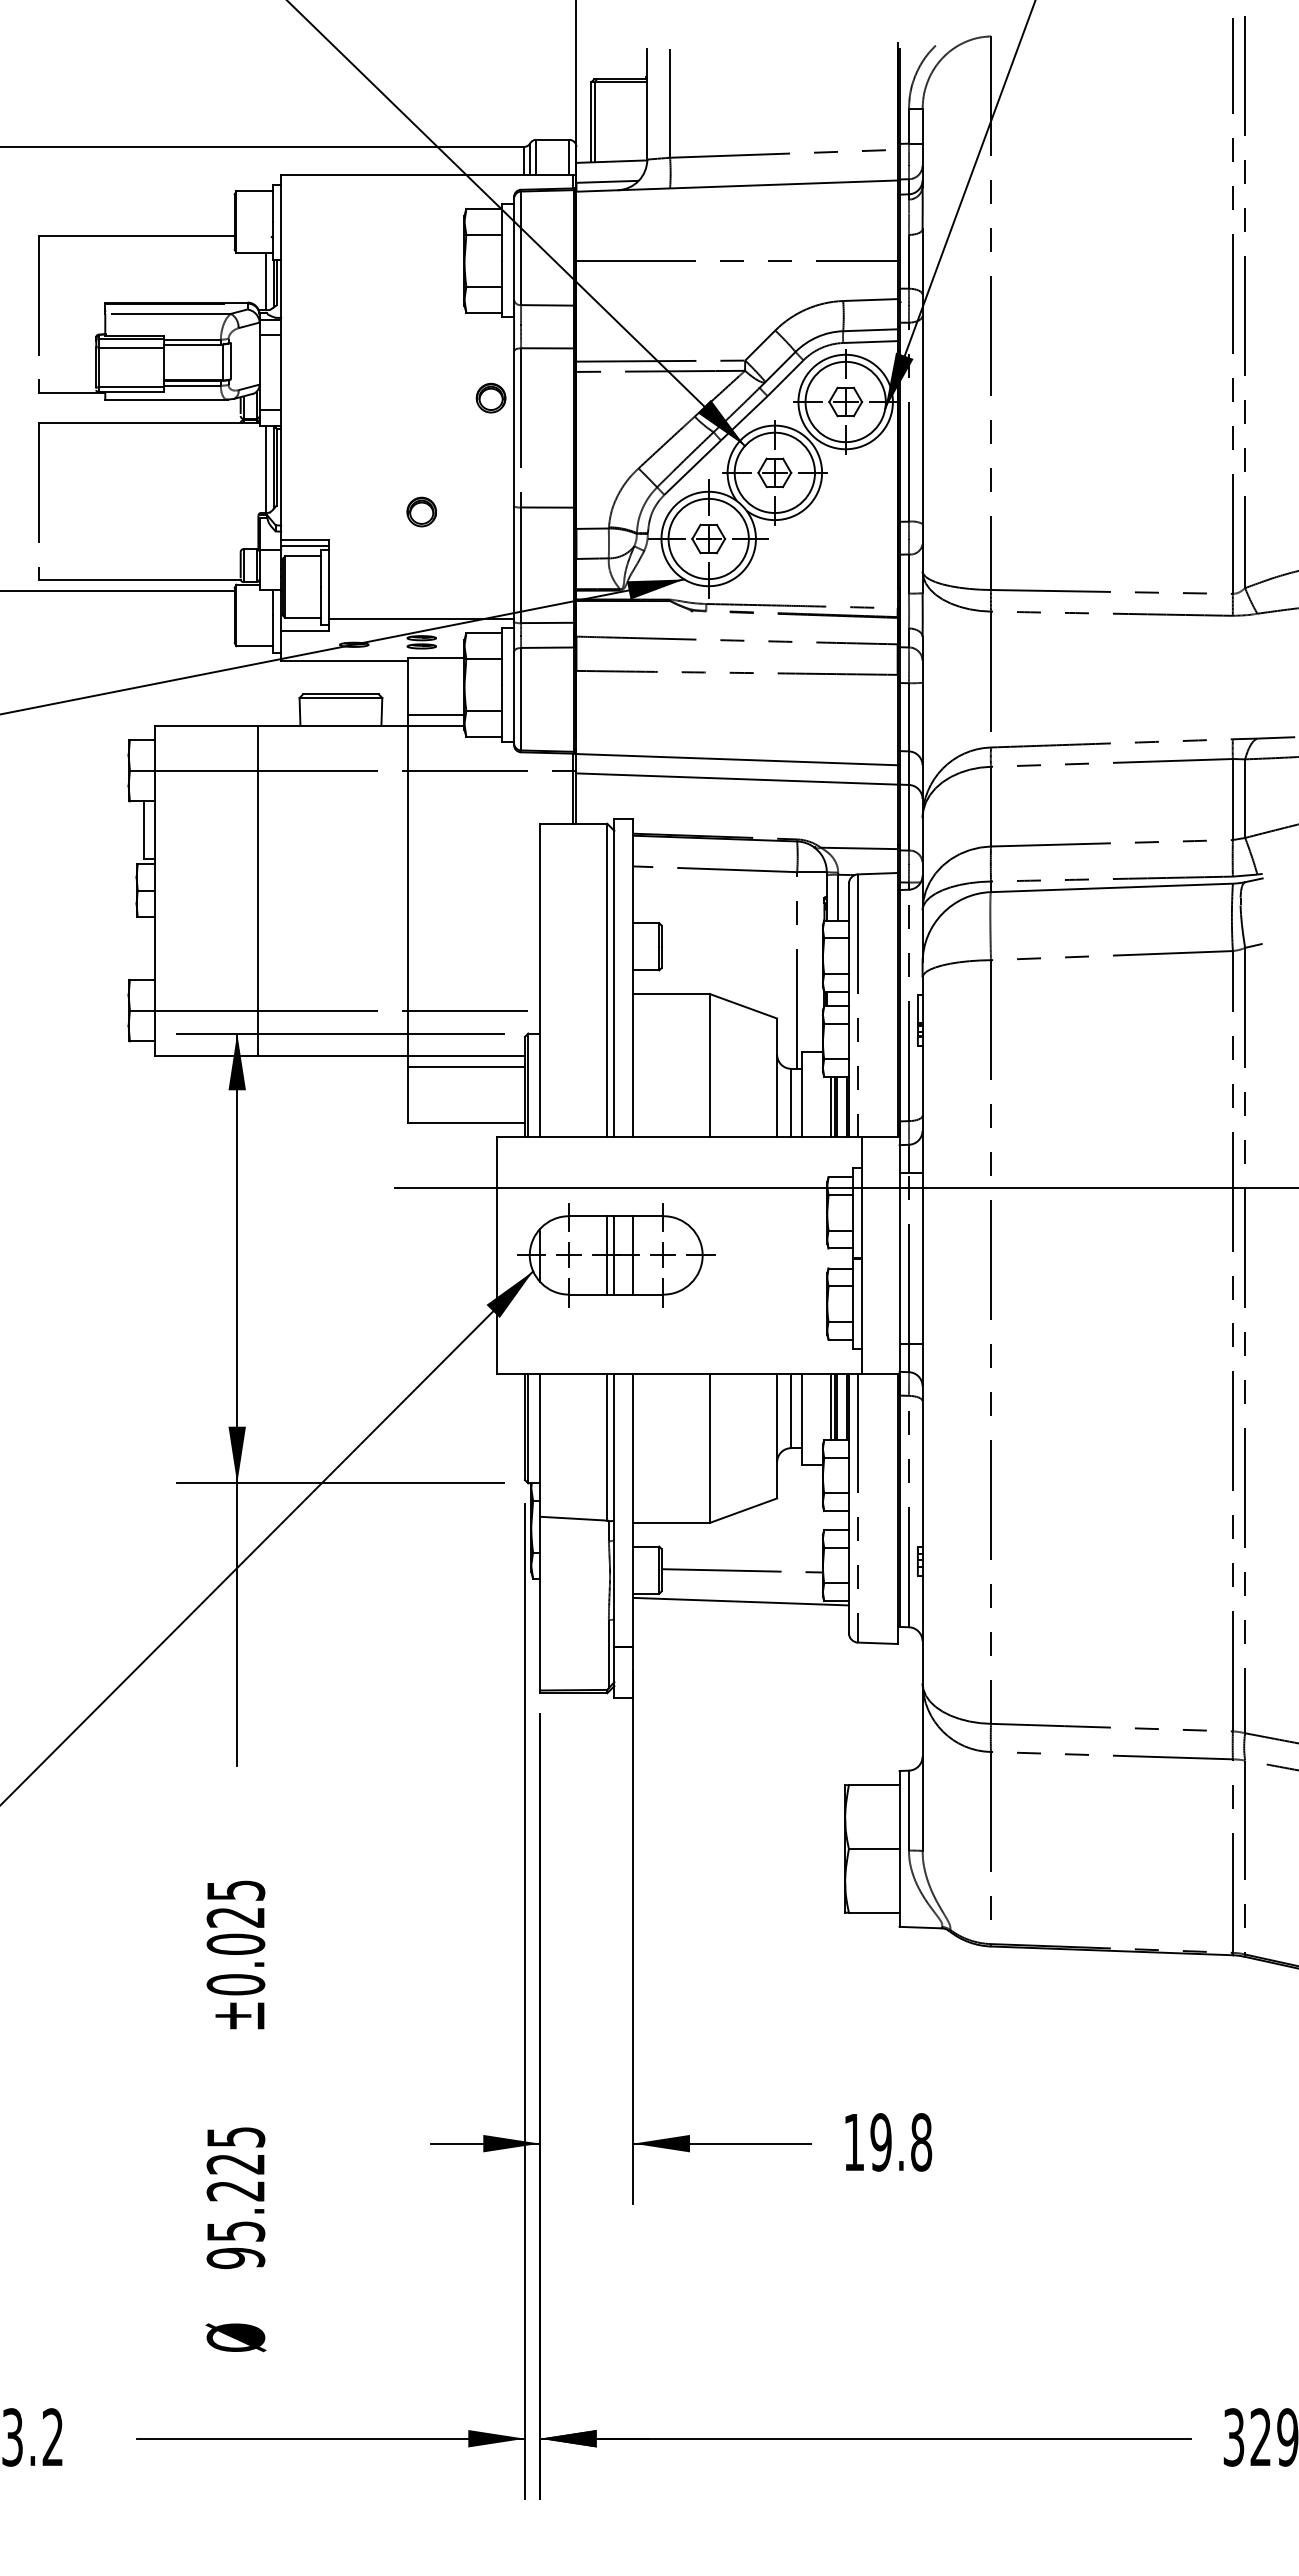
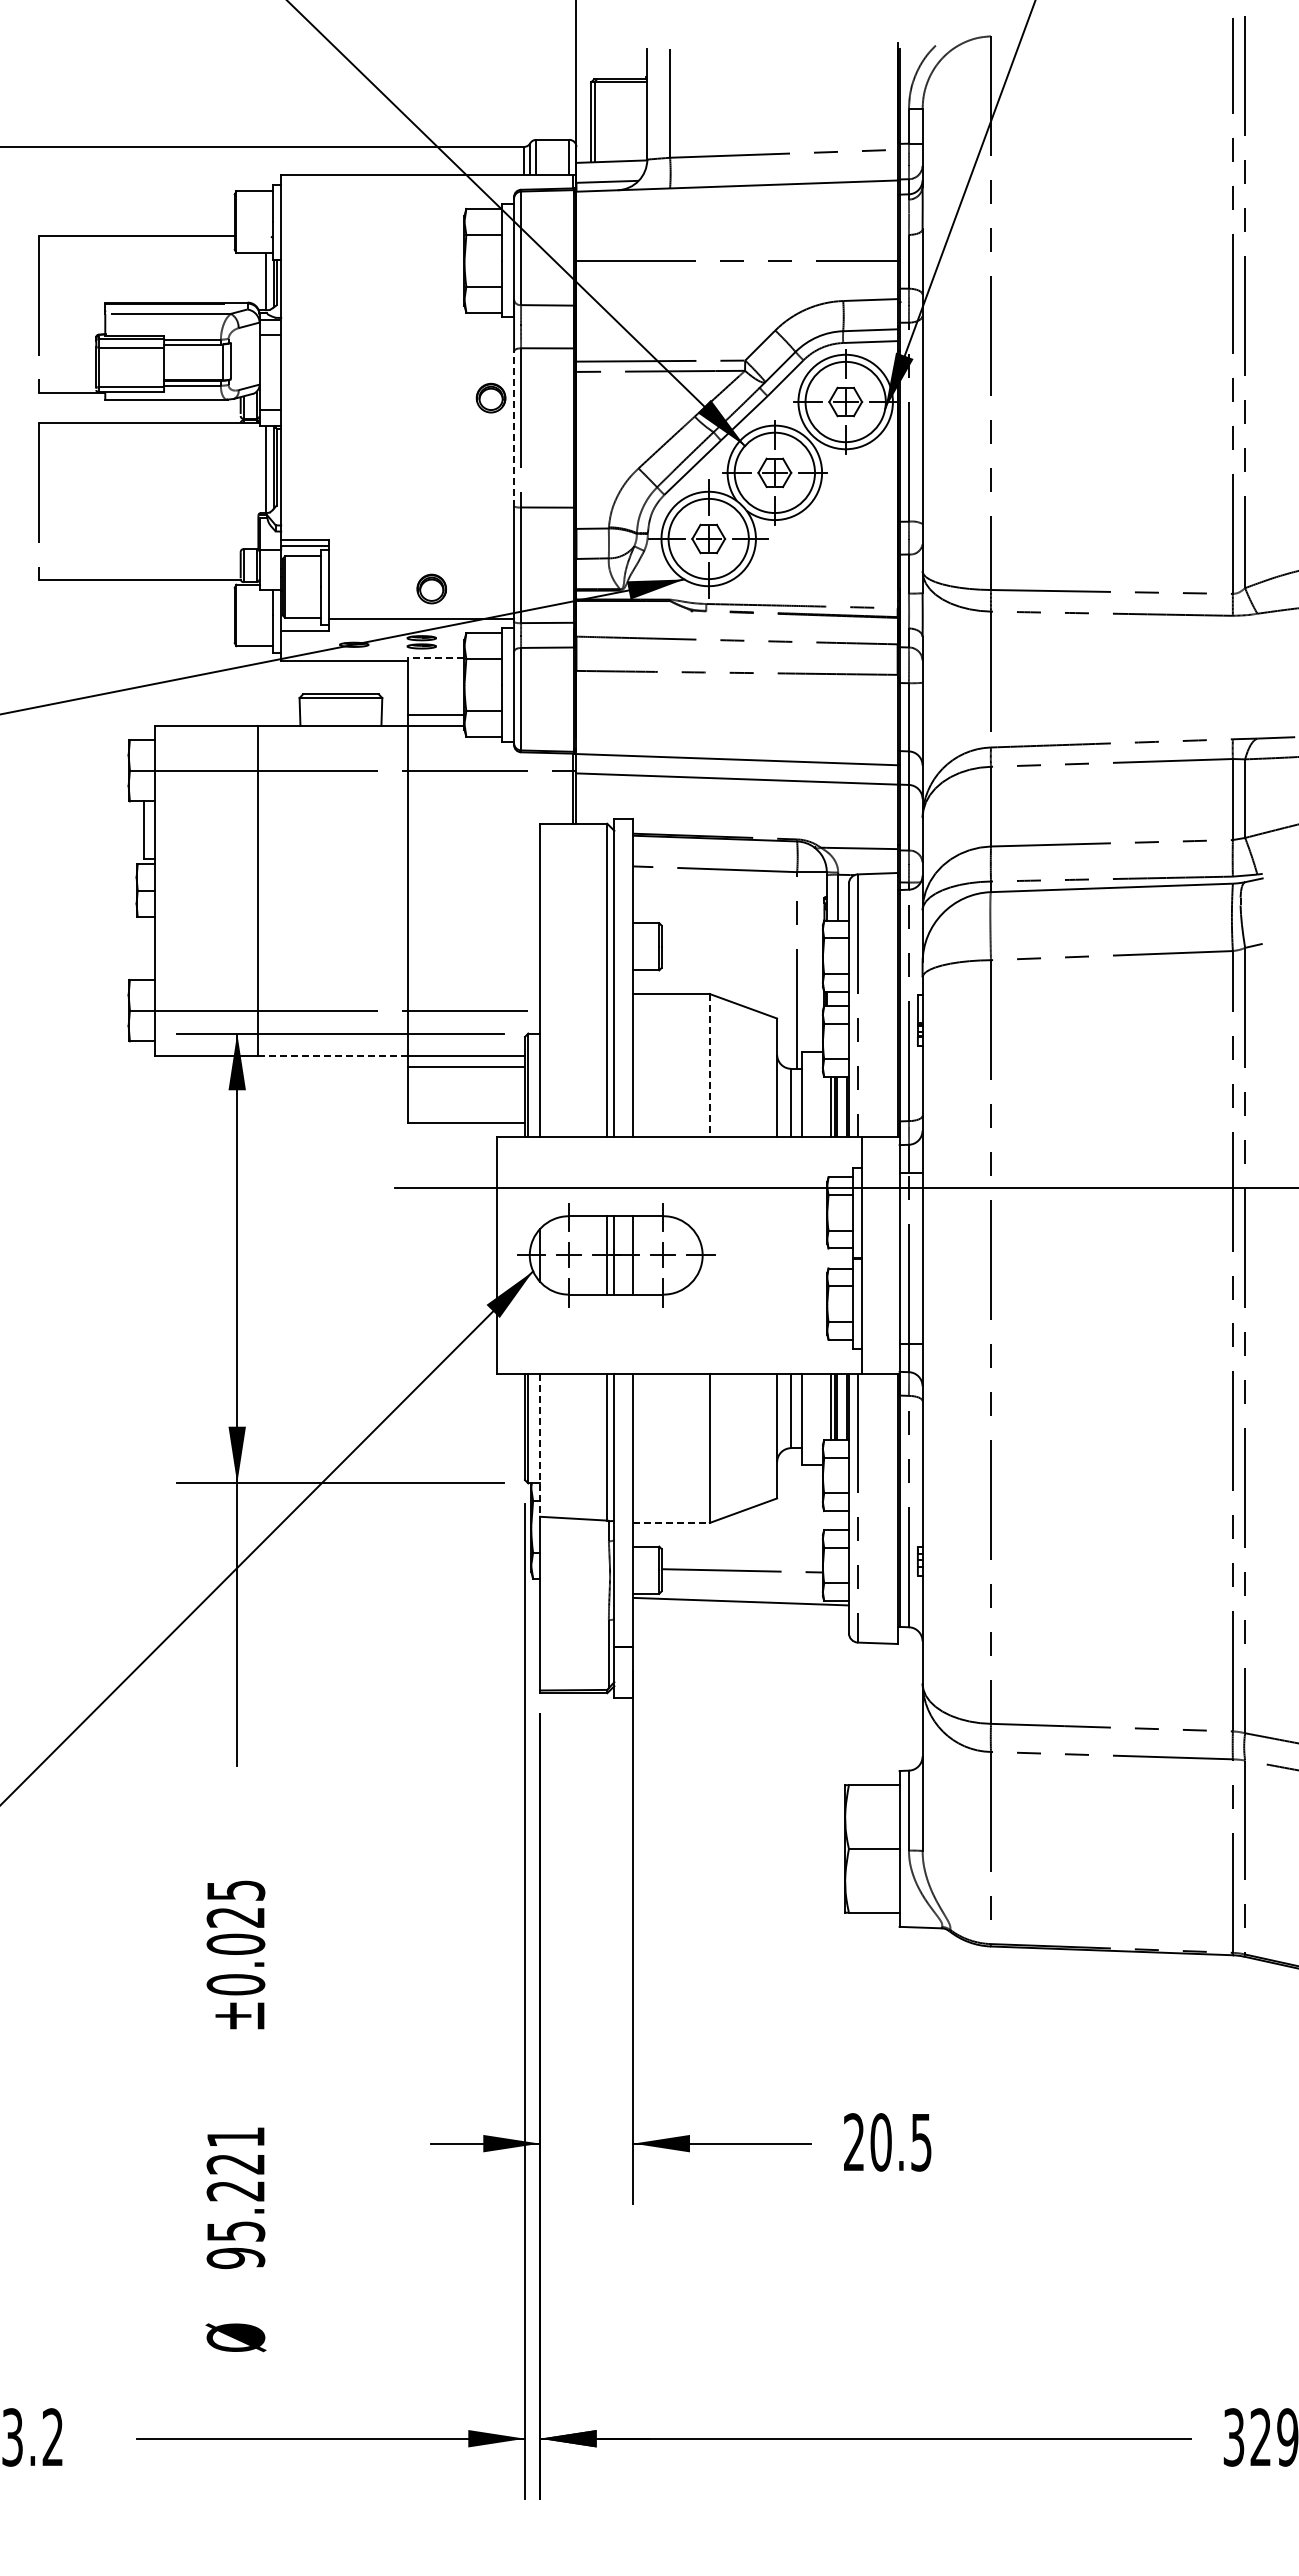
line: solid -> dashed (514, 429)
part position: (421, 511) -> (431, 588) (431, 588)
line: present -> none (118, 590)
line: solid -> dashed (435, 657)
line: solid -> dashed (332, 1055)
line: solid -> dashed (709, 1065)
line: solid -> dashed (539, 1445)
line: solid -> dashed (672, 1522)
text: 95.225 -> 95.221 (236, 2137)
text: 19.8 -> 20.5 (888, 2142)
